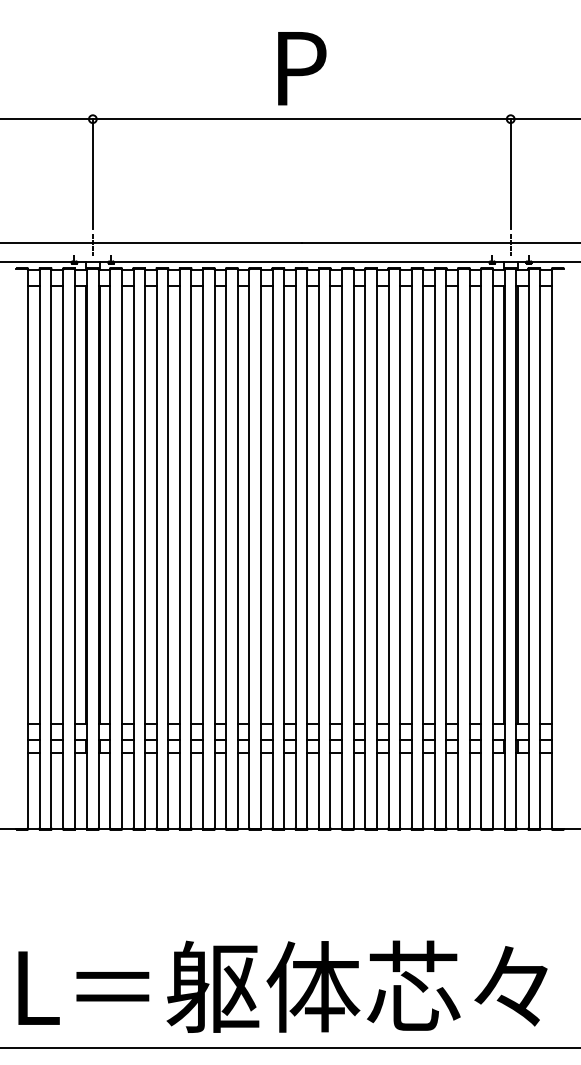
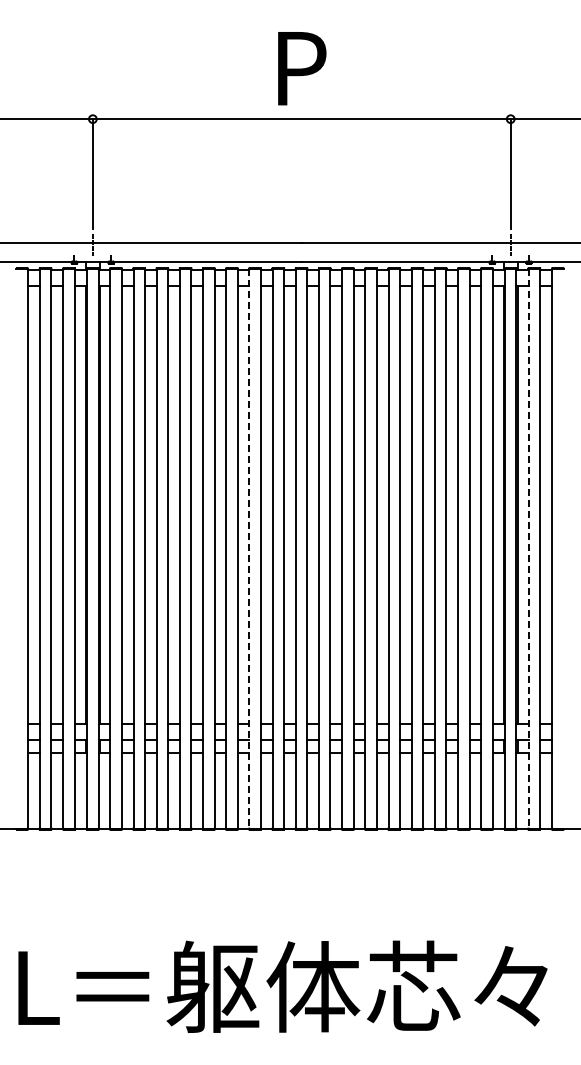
line: solid -> dashed (249, 548)
line: solid -> dashed (528, 548)
line: present -> none (289, 1048)
